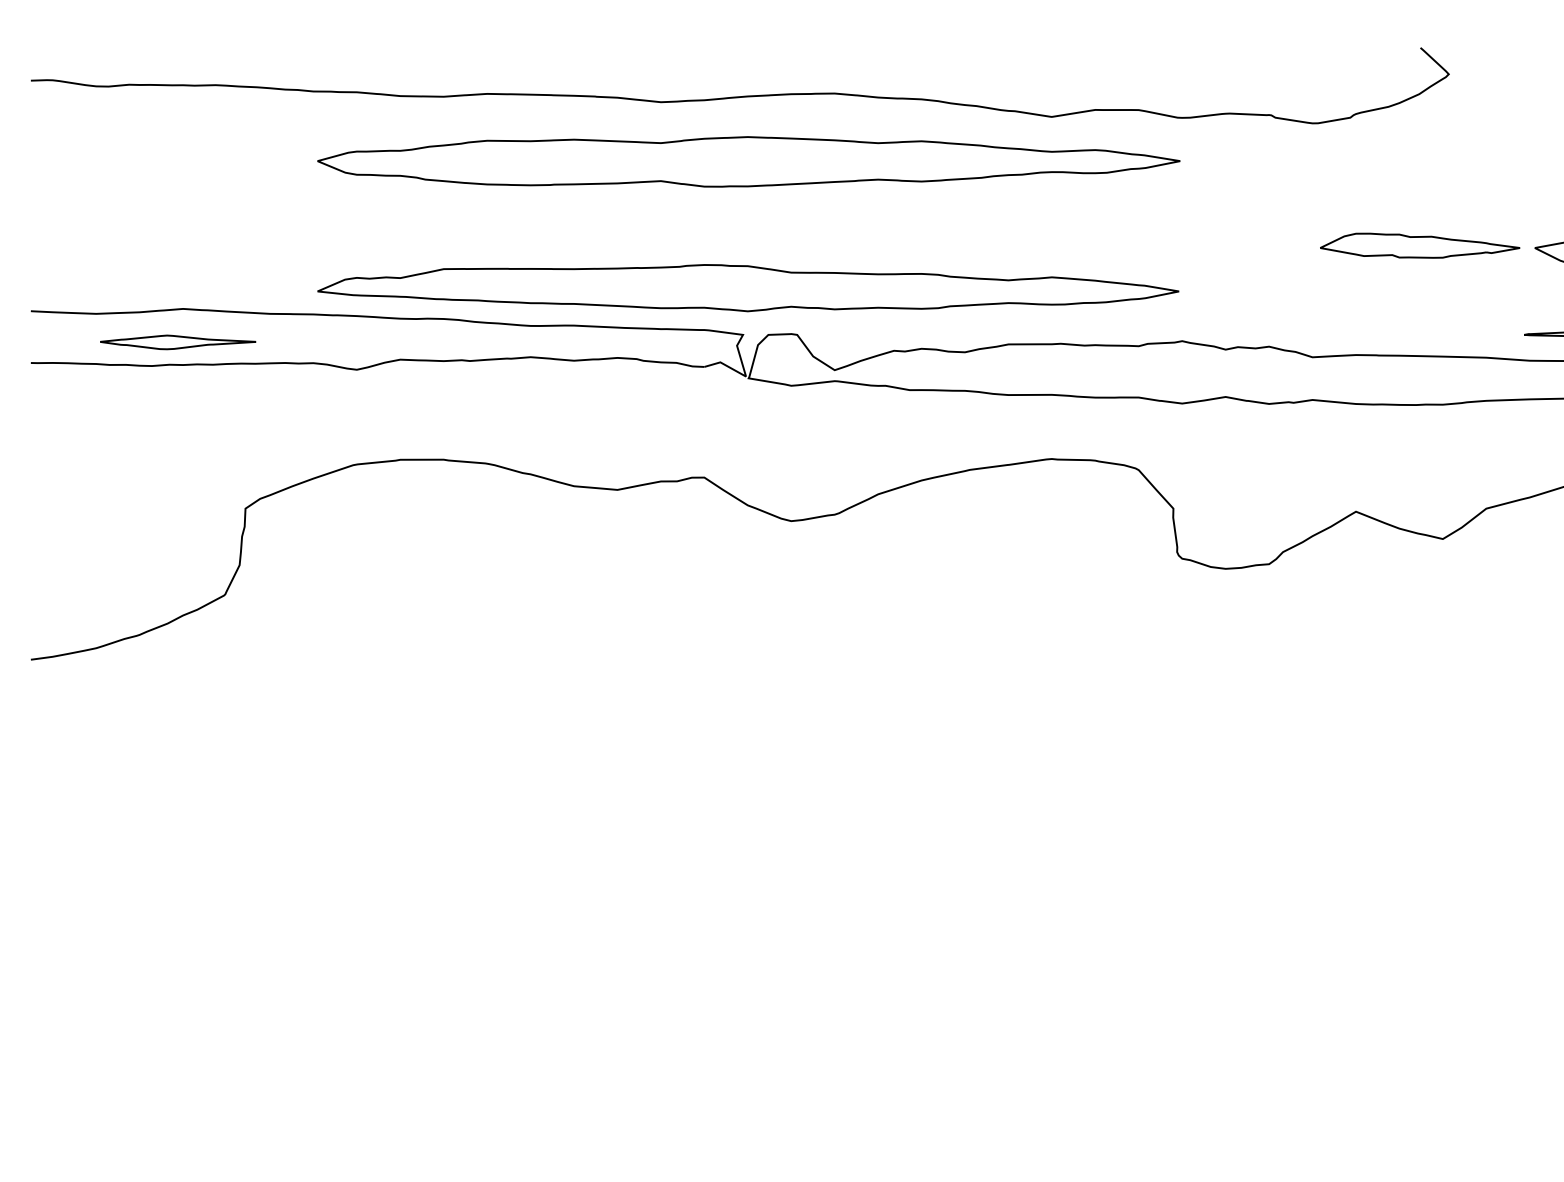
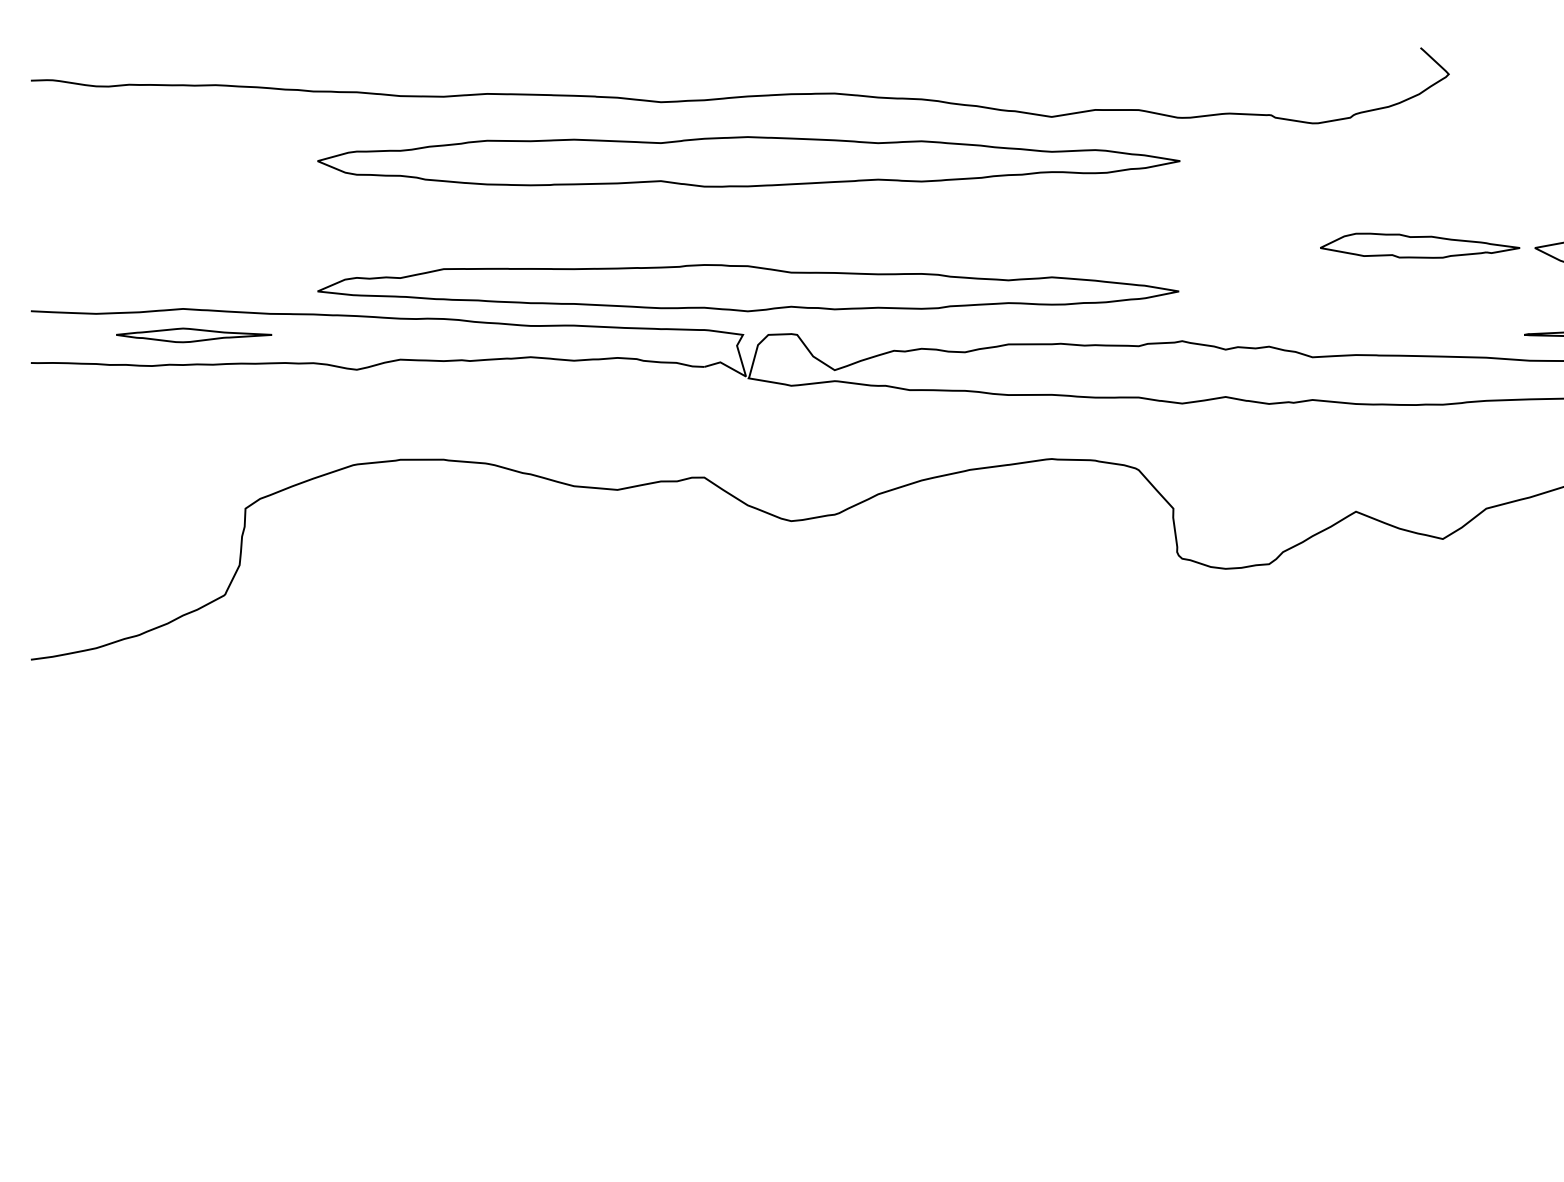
part position: (178, 342) -> (194, 335) (194, 335)
